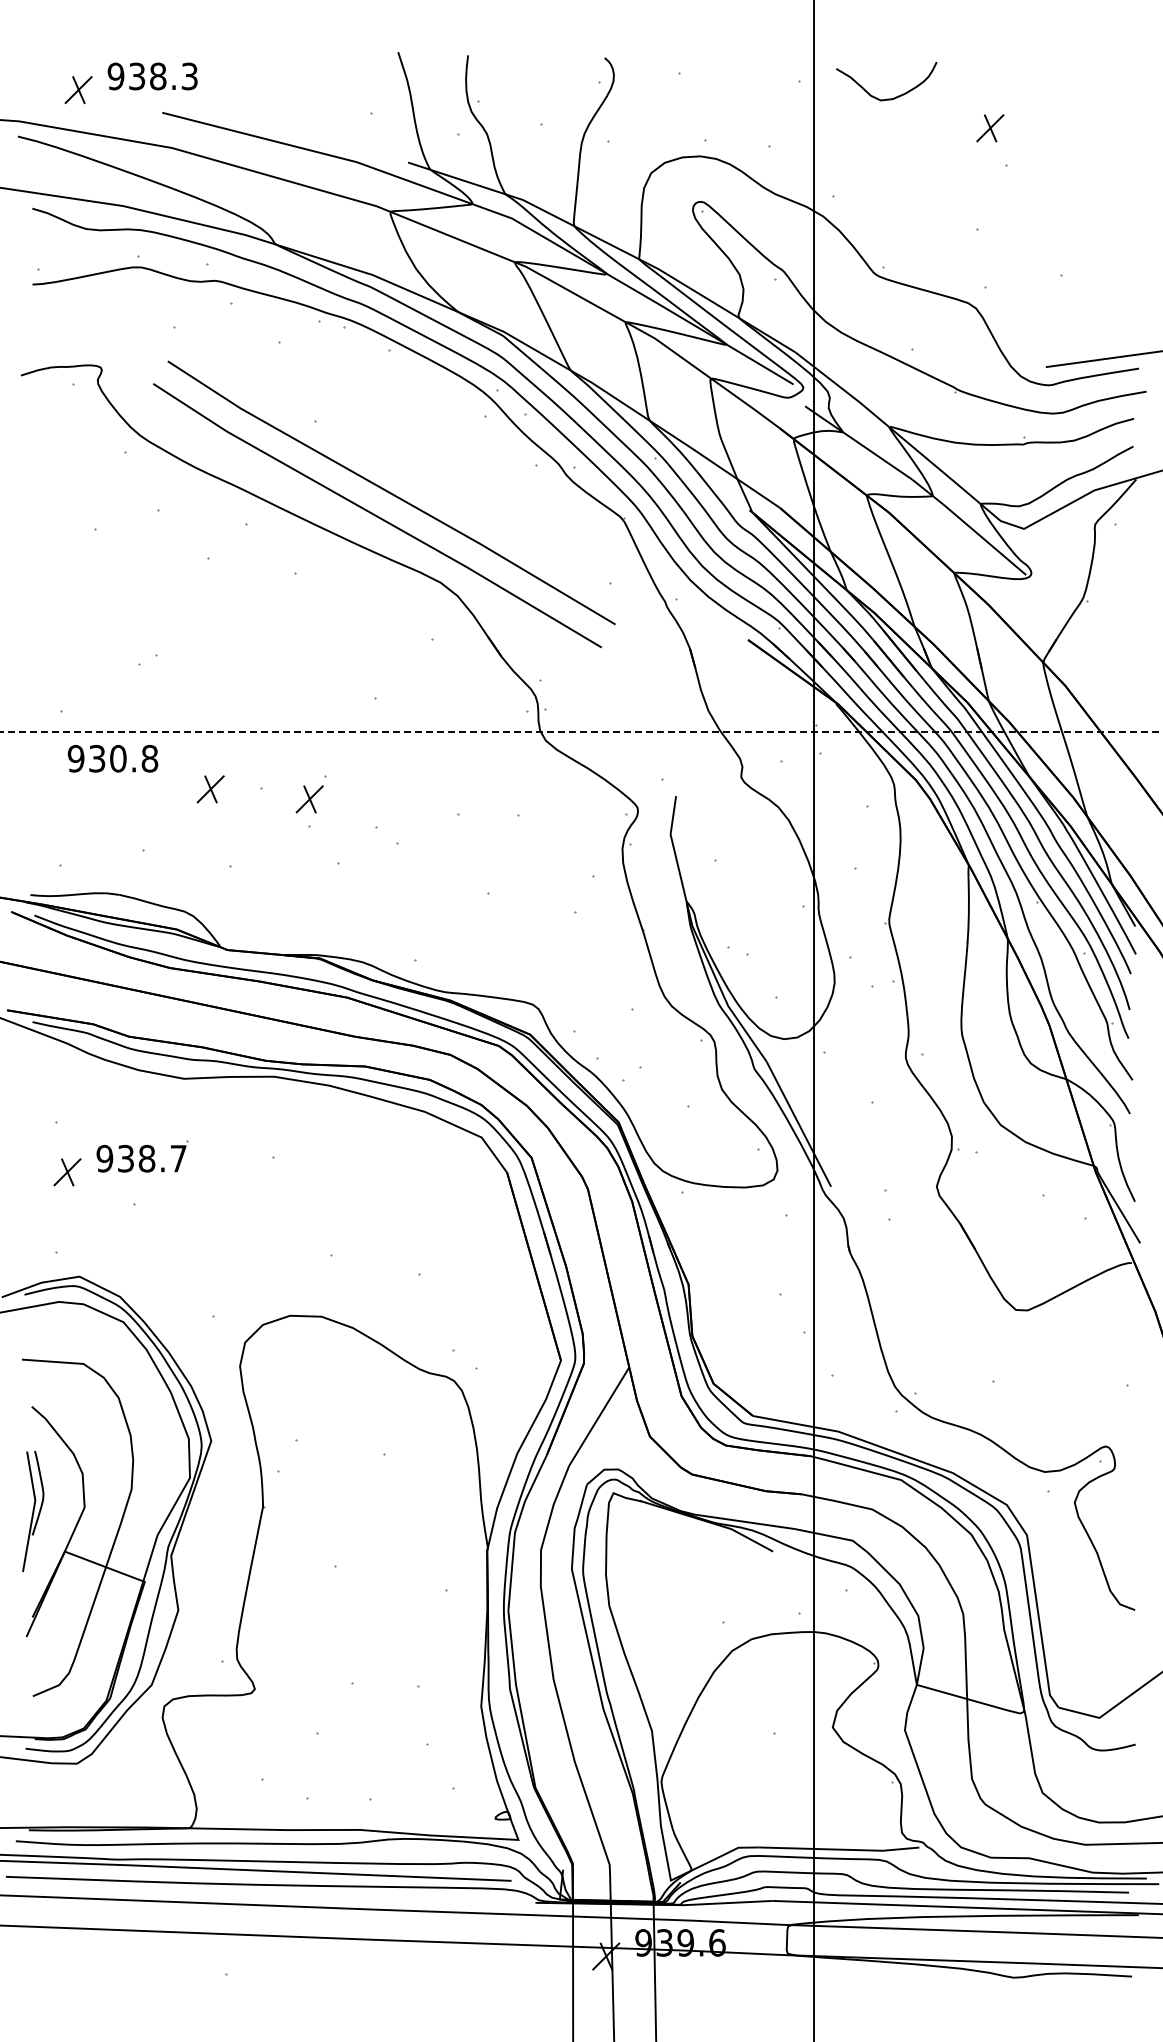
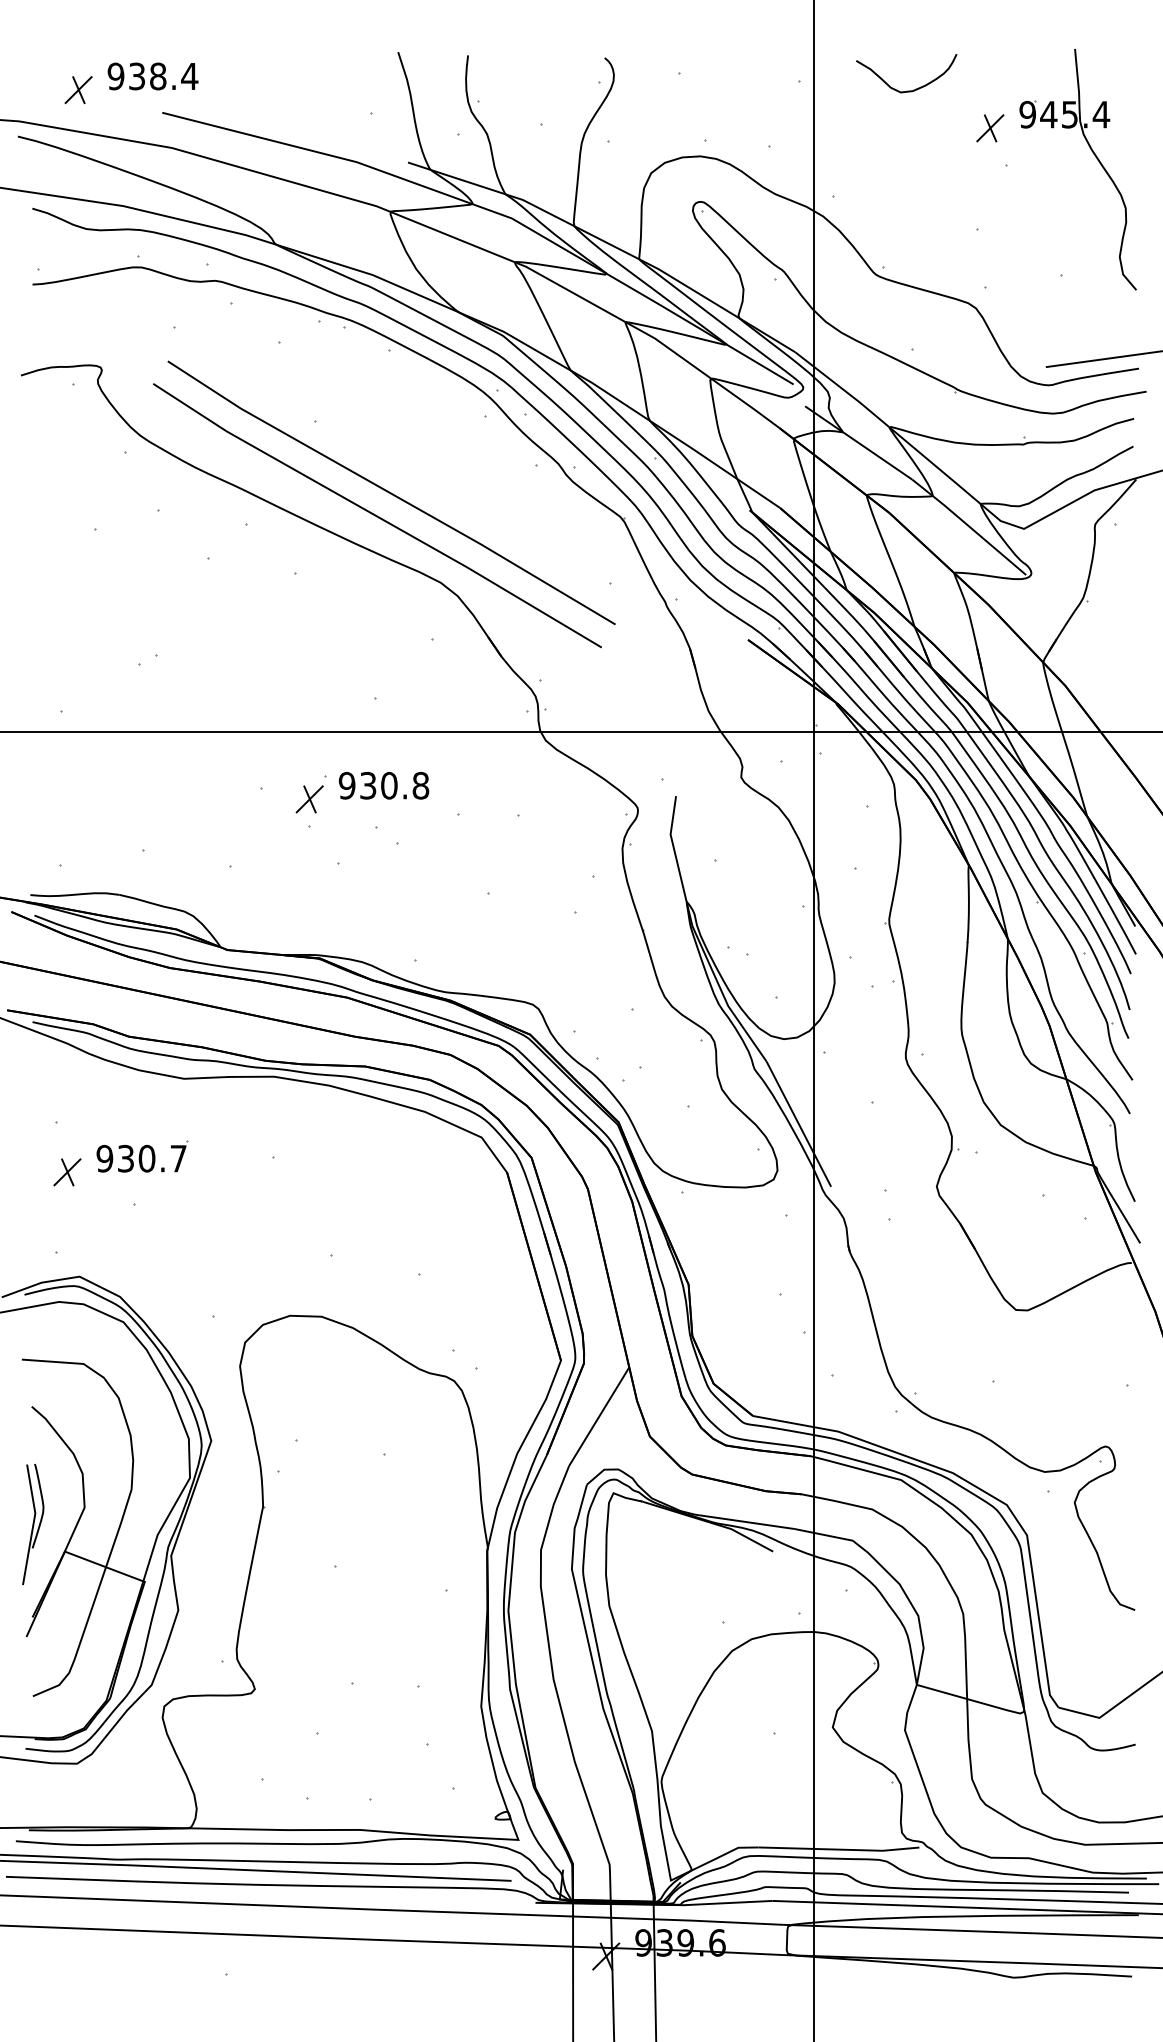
text: 938.3 -> 938.4 (189, 76)
curve position: (886, 98) -> (906, 90) (906, 90)
part: none -> present (1095, 157)
line: dashed -> solid (581, 731)
text position: (112, 758) -> (383, 785) (383, 785)
part: present -> none (210, 789)
text: 938.7 -> 930.7 (146, 1158)
part position: (33, 1511) -> (33, 1524) (33, 1524)
